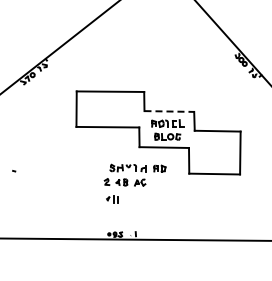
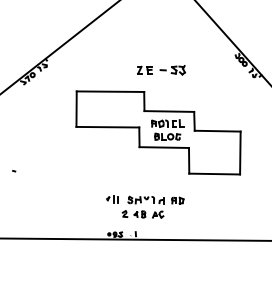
part: none -> present (161, 70)
line: dashed -> solid (169, 111)
part position: (134, 174) -> (152, 206) (152, 206)
